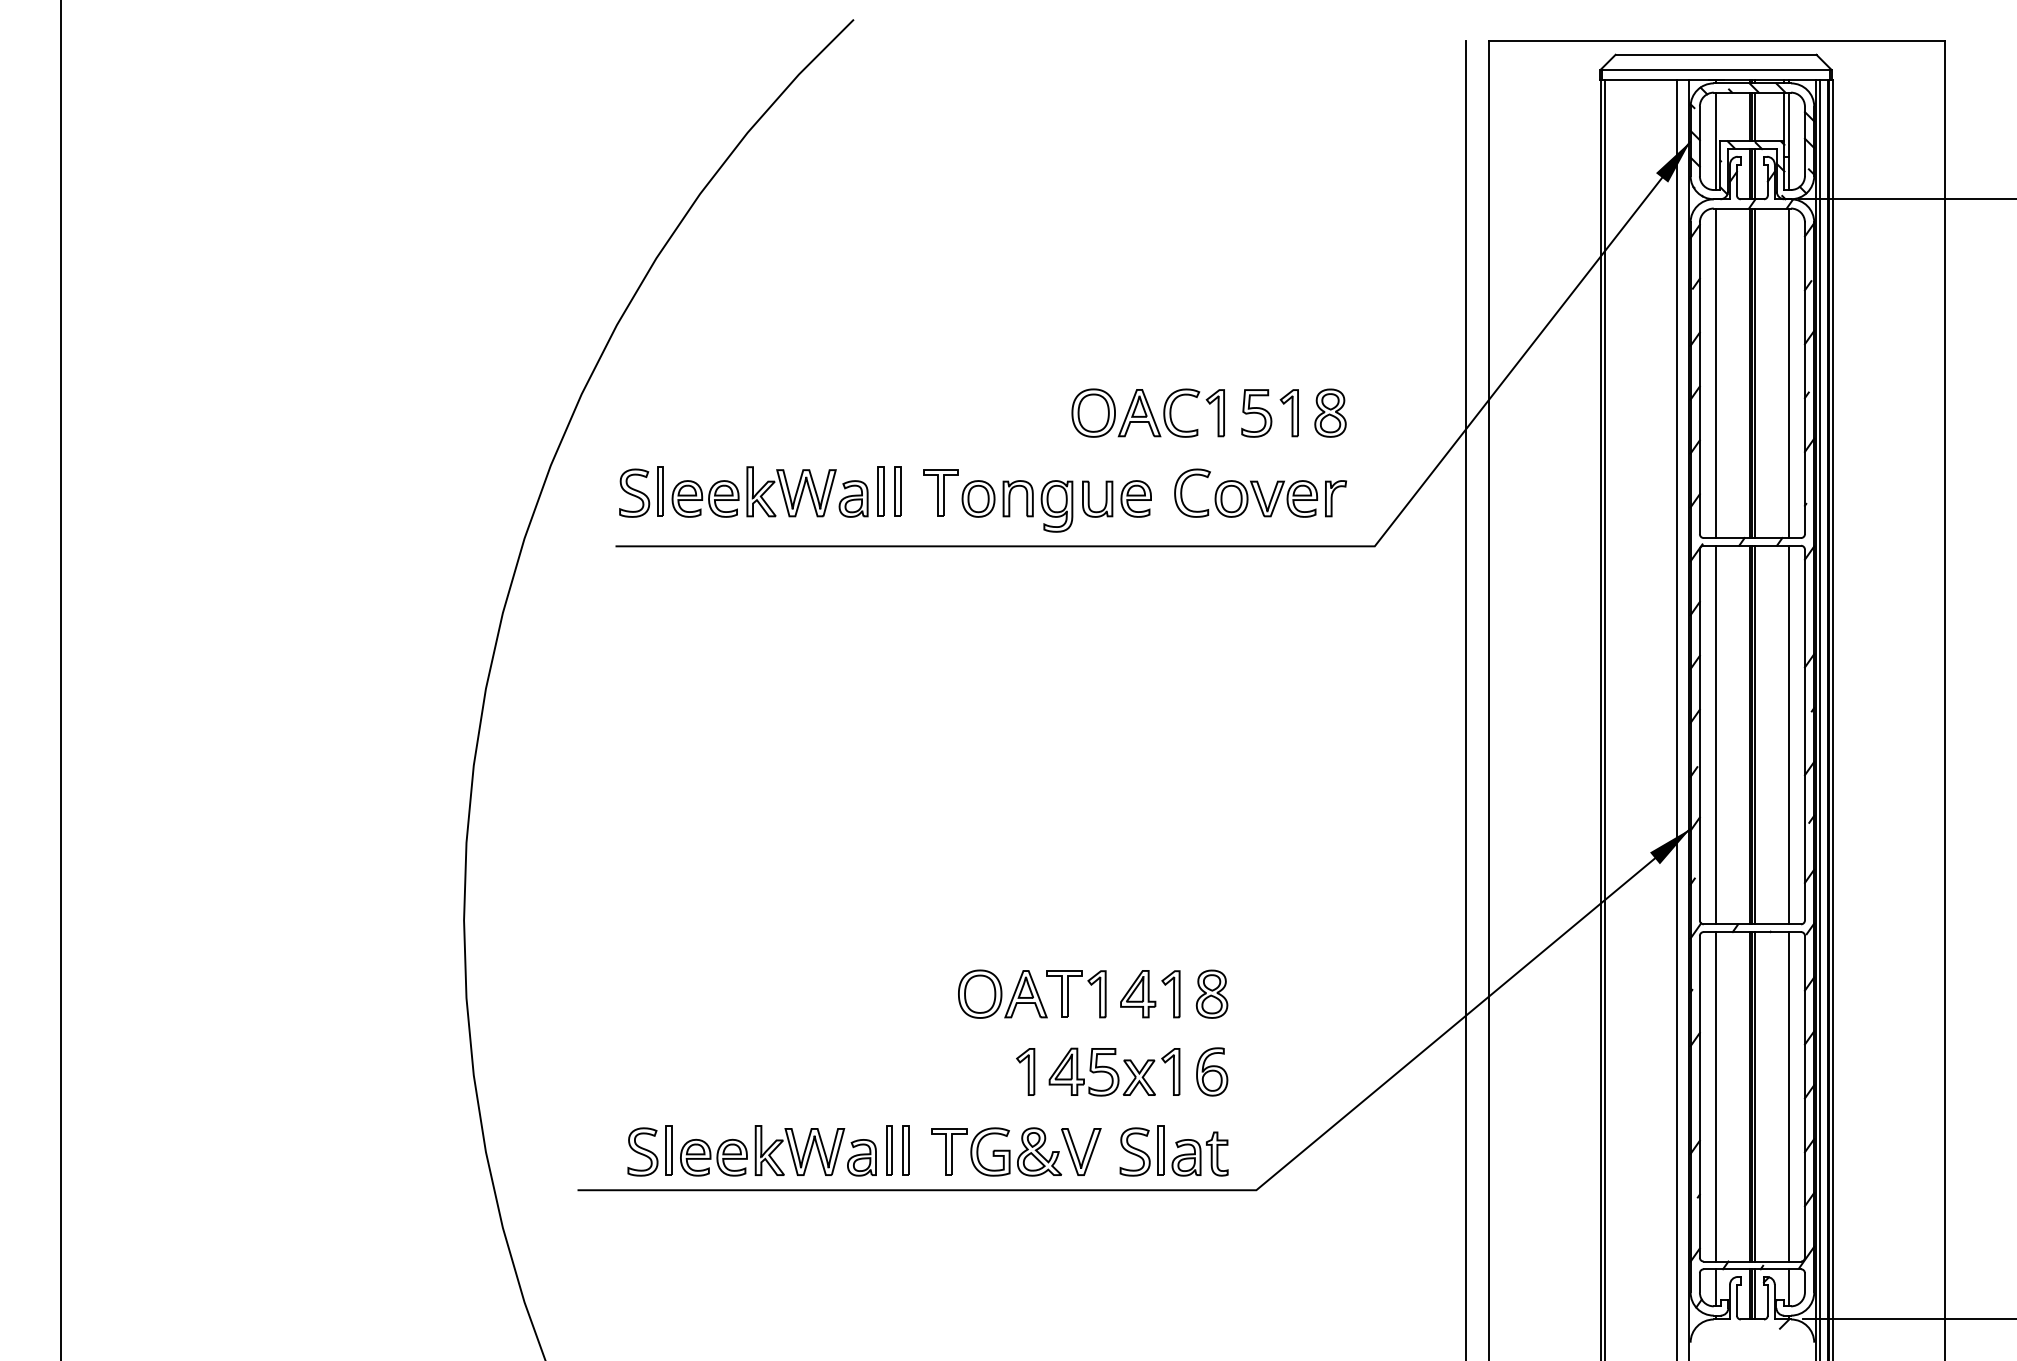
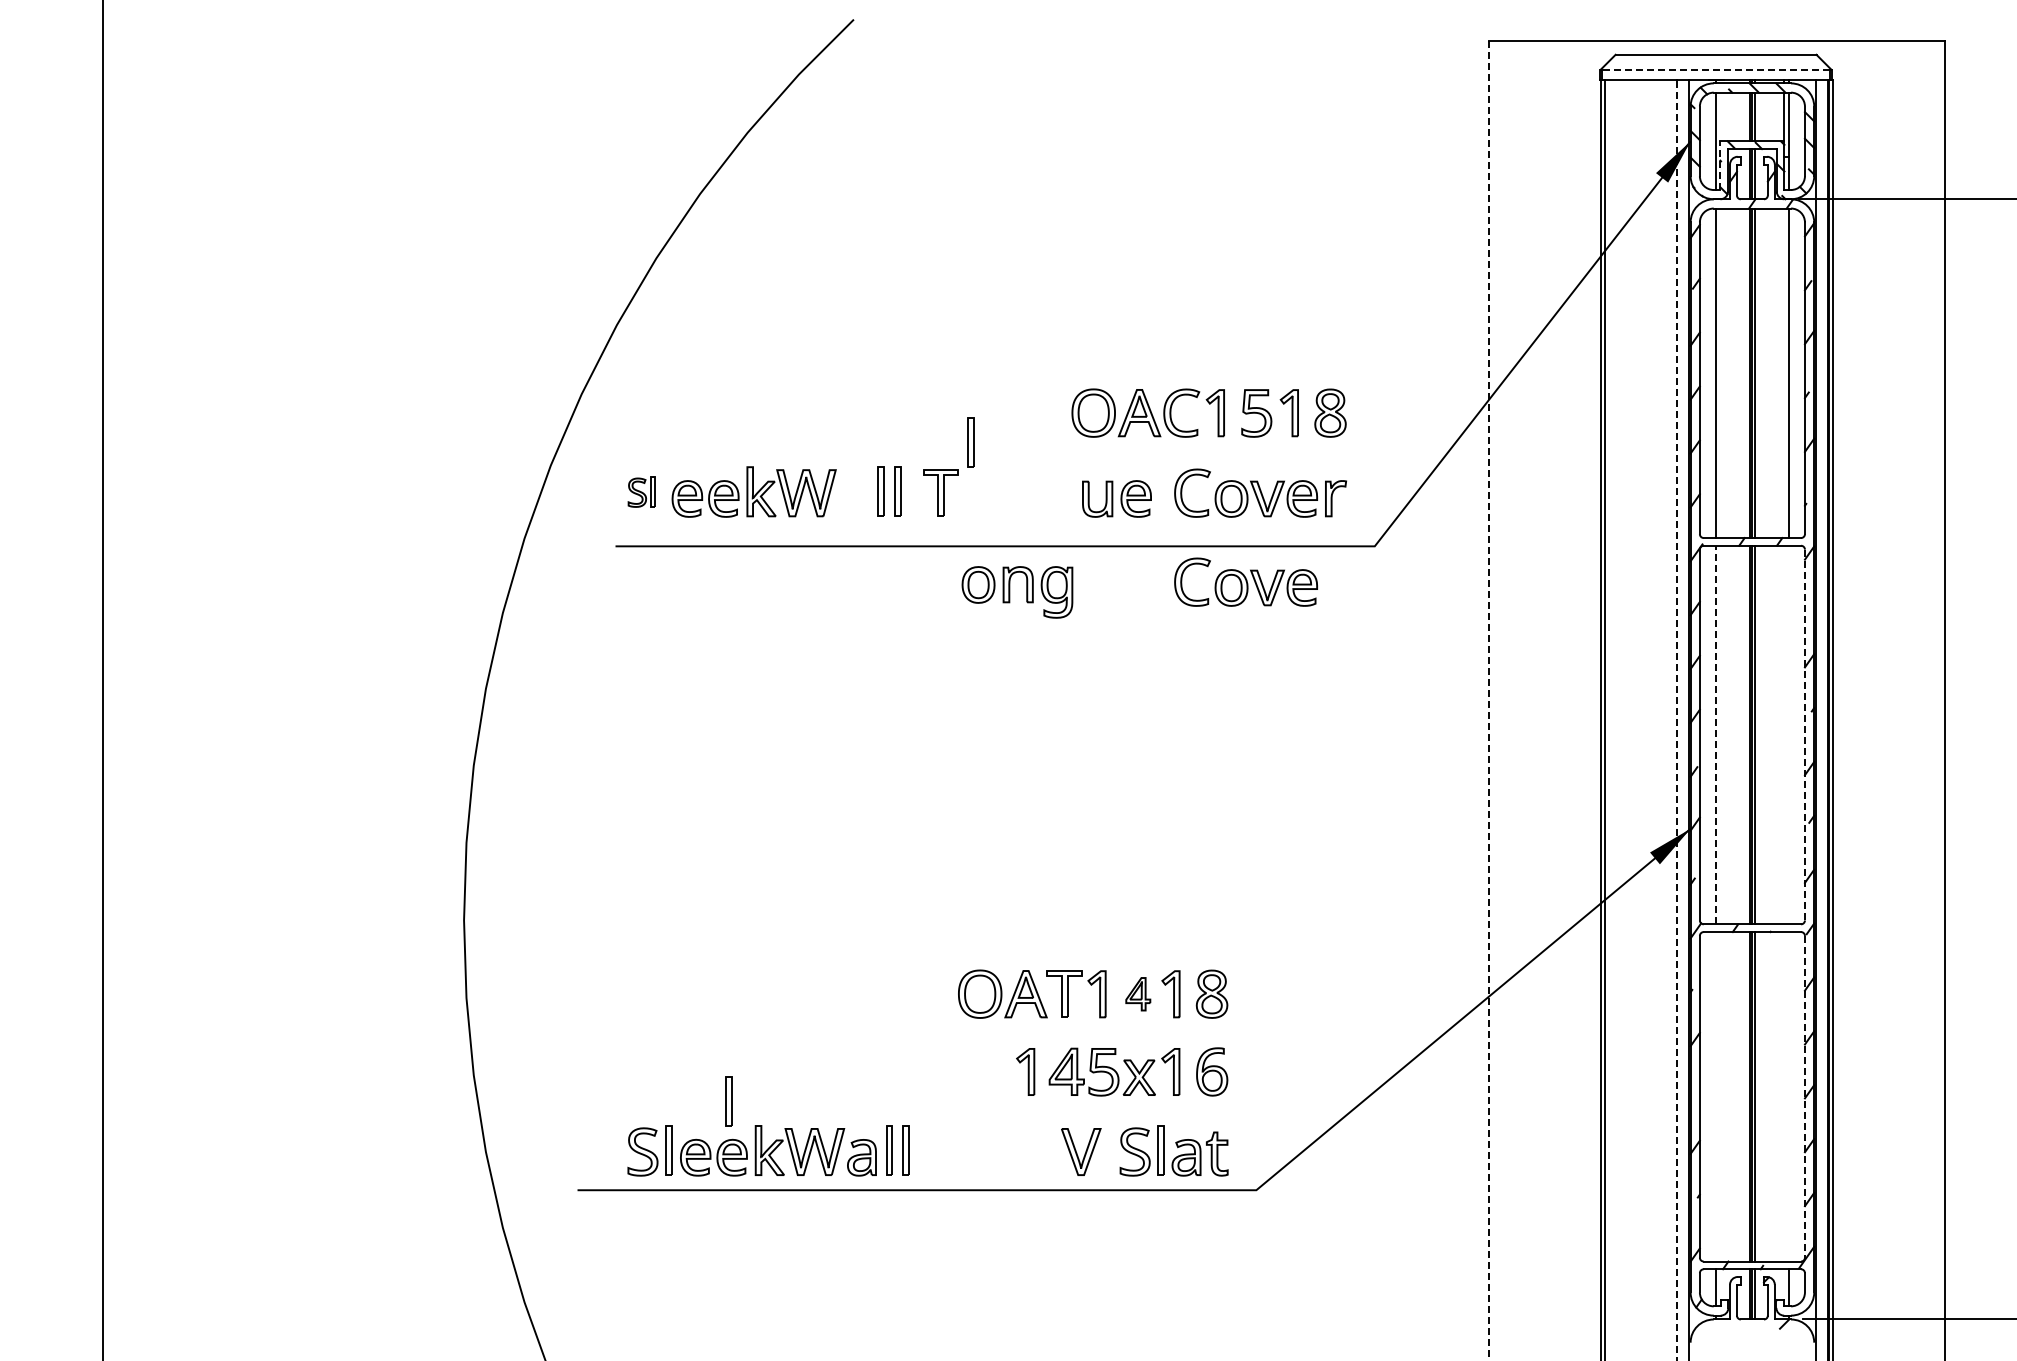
line: solid -> dashed (1716, 70)
line: solid -> dashed (1720, 165)
part: none -> present (970, 442)
part size: 45x52 px -> 29x32 px (641, 491)
part: present -> none (853, 498)
part position: (1010, 506) -> (1010, 592) (1010, 592)
part: none -> present (1245, 581)
line position: (60, 679) -> (102, 679) (102, 679)
line: present -> none (1465, 698)
line: solid -> dashed (1489, 700)
line: present -> none (1819, 718)
line: solid -> dashed (1677, 720)
line: solid -> dashed (1715, 734)
line: present -> none (1788, 734)
line: solid -> dashed (1804, 735)
part size: 37x49 px -> 27x35 px (1138, 994)
line: present -> none (1715, 1096)
line: present -> none (1788, 1096)
line: solid -> dashed (1804, 1096)
part: none -> present (728, 1101)
part: present -> none (996, 1151)
